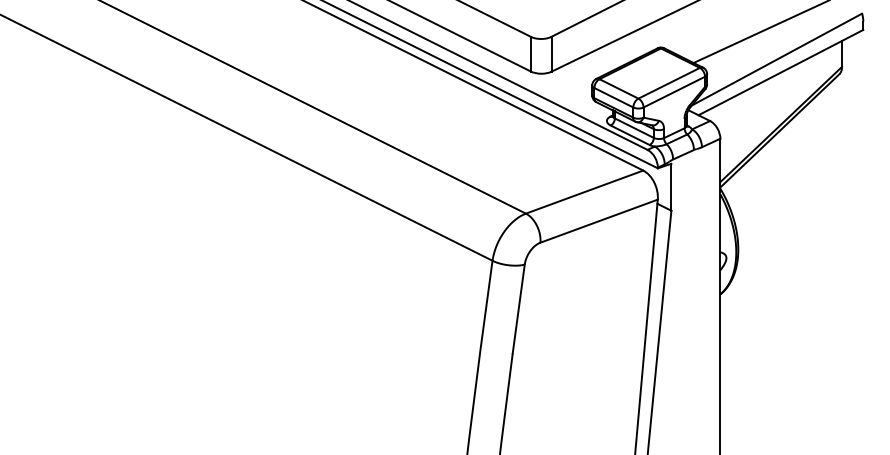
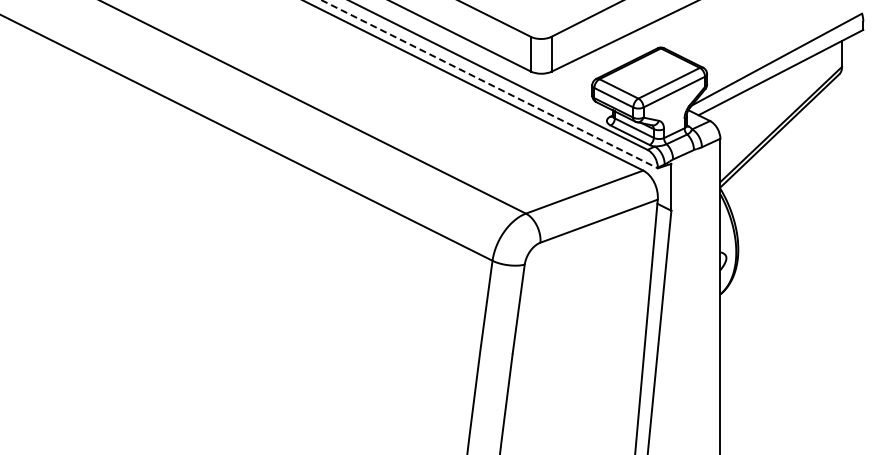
line: present -> none (759, 32)
line: solid -> dashed (489, 84)
